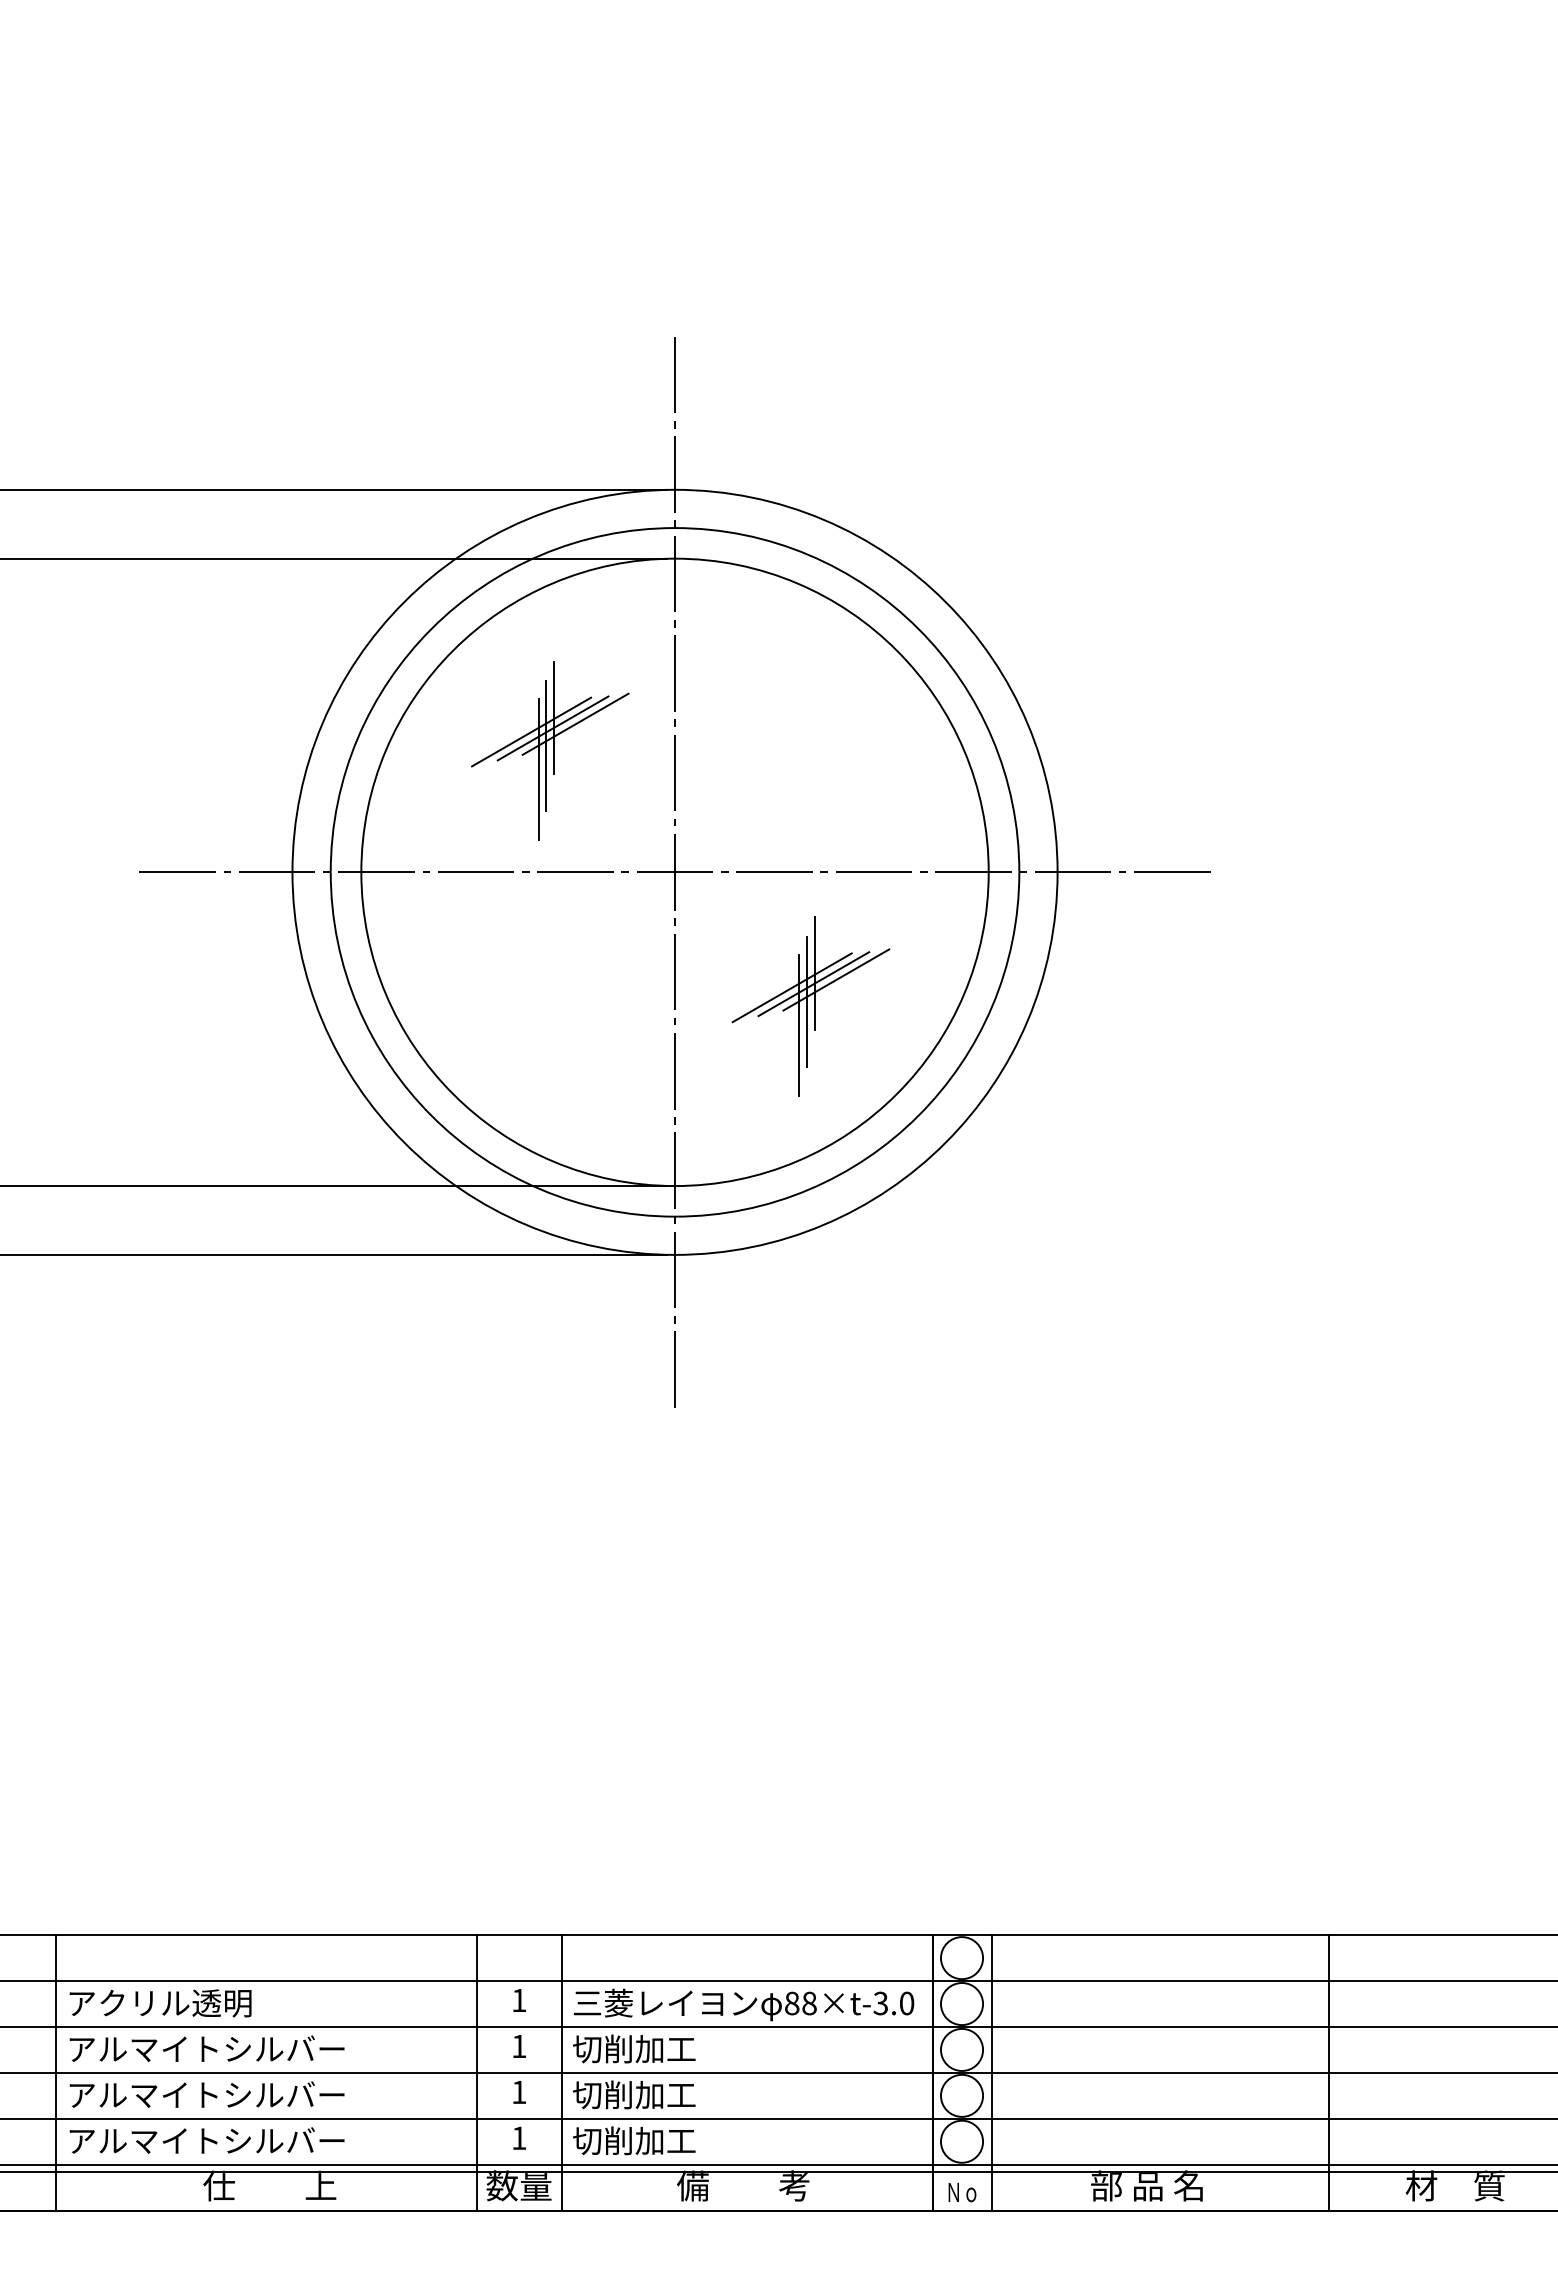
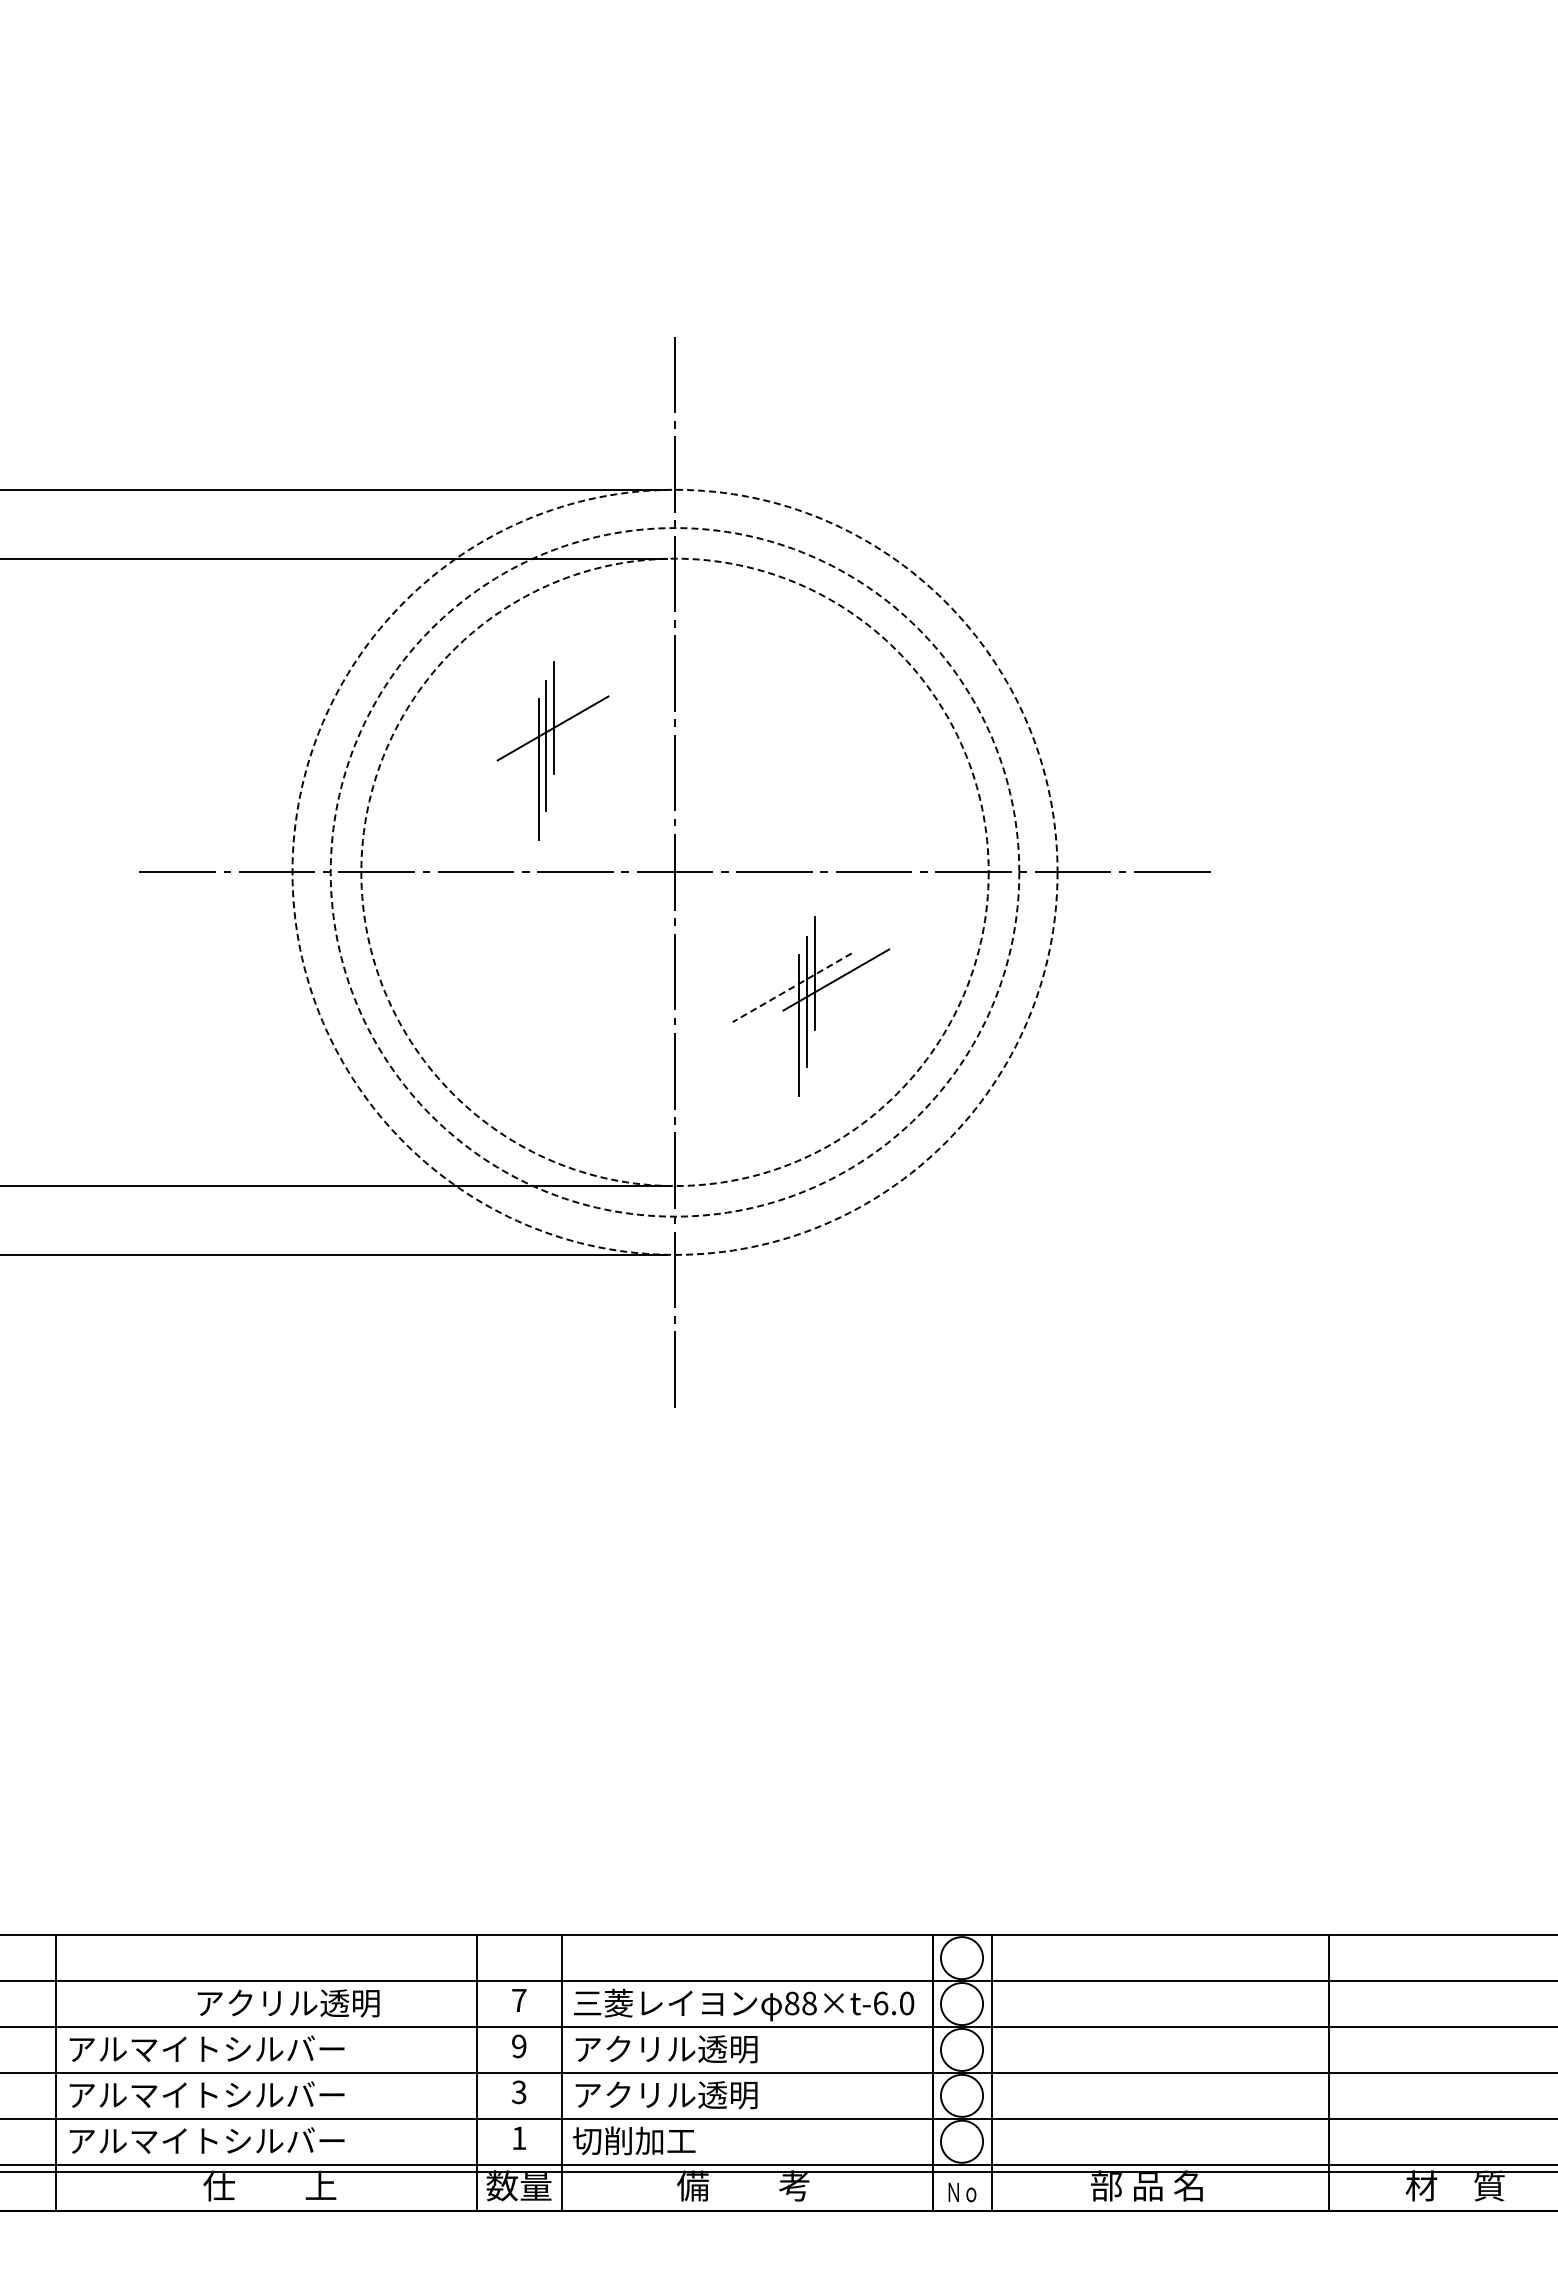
line: present -> none (575, 723)
line: present -> none (531, 731)
circle: solid -> dashed (674, 871)
circle: solid -> dashed (674, 872)
circle: solid -> dashed (674, 872)
line: present -> none (813, 984)
line: solid -> dashed (792, 987)
text: 1 -> 7 (519, 2000)
text position: (160, 2003) -> (288, 2003) (288, 2003)
text: 88×t-3.0 -> 88×t-6.0 (880, 2003)
text: 1 -> 9 (519, 2046)
text: 切削加工 -> アクリル透明 (665, 2048)
text: 1 -> 3 (518, 2092)
text: 切削加工 -> アクリル透明 (665, 2094)
